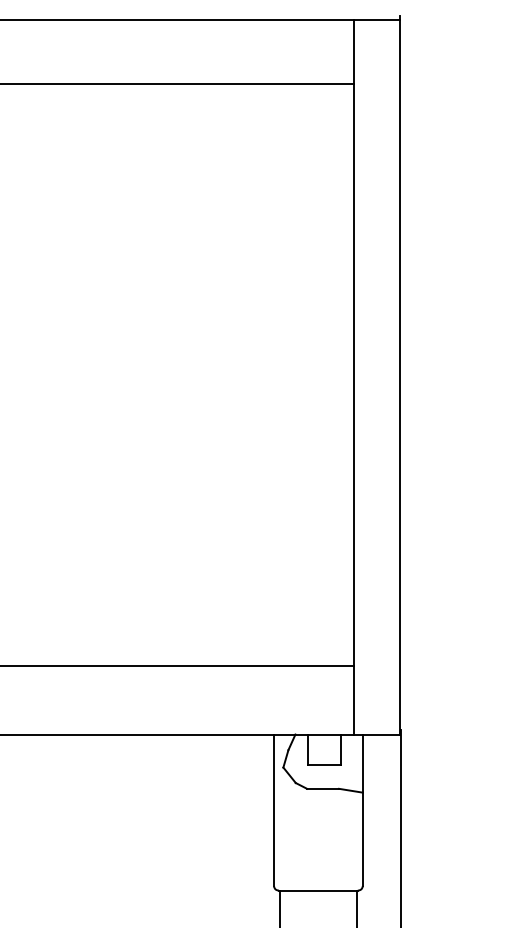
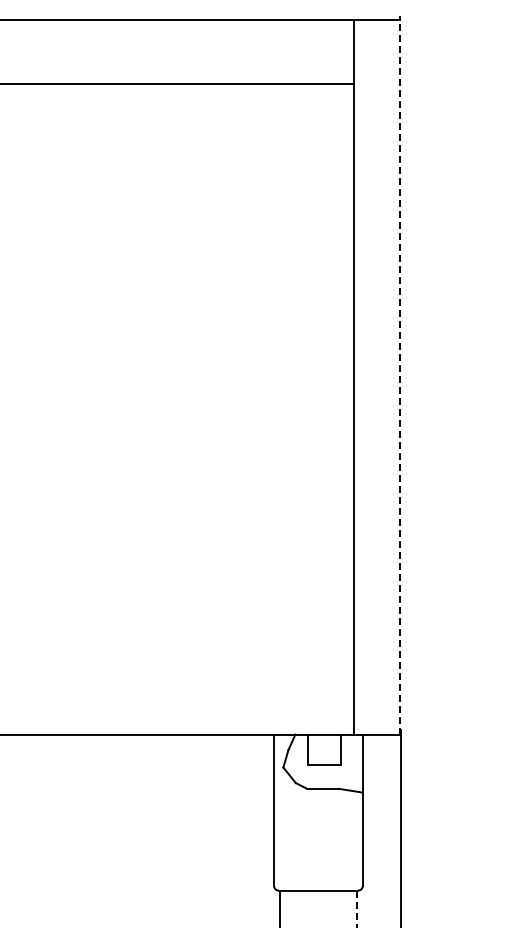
line: solid -> dashed (400, 374)
line: present -> none (178, 665)
line: solid -> dashed (357, 909)
